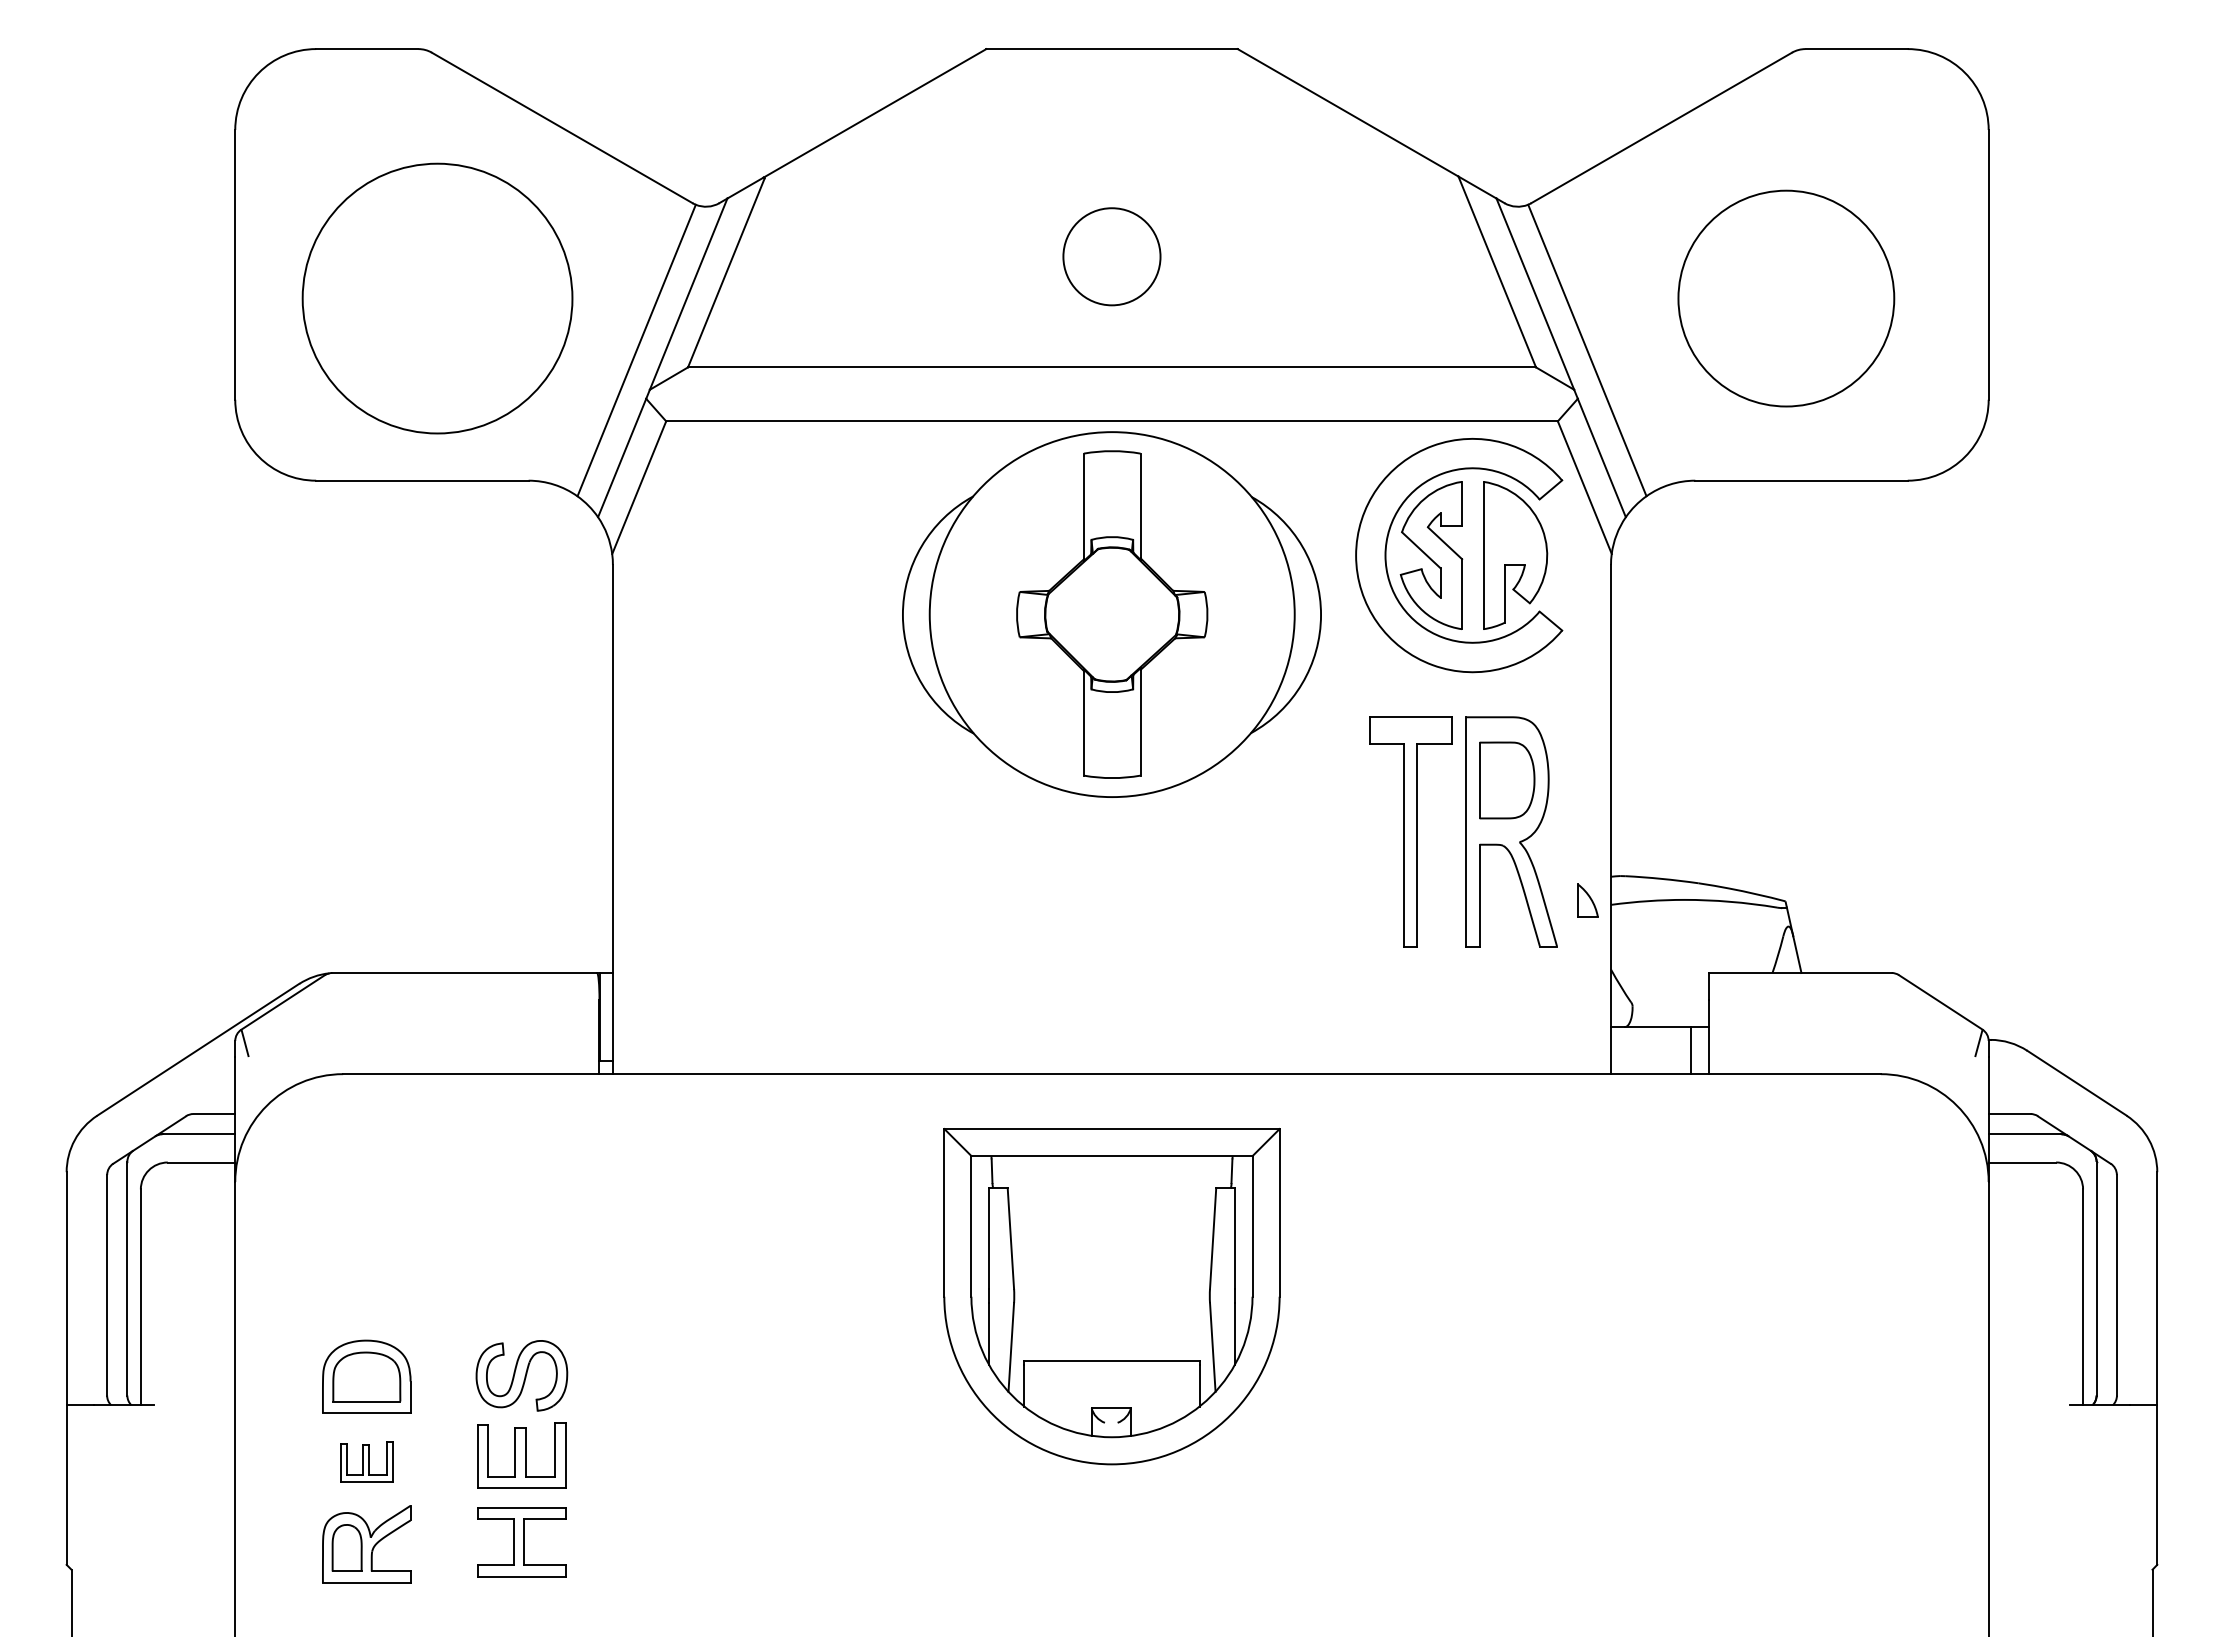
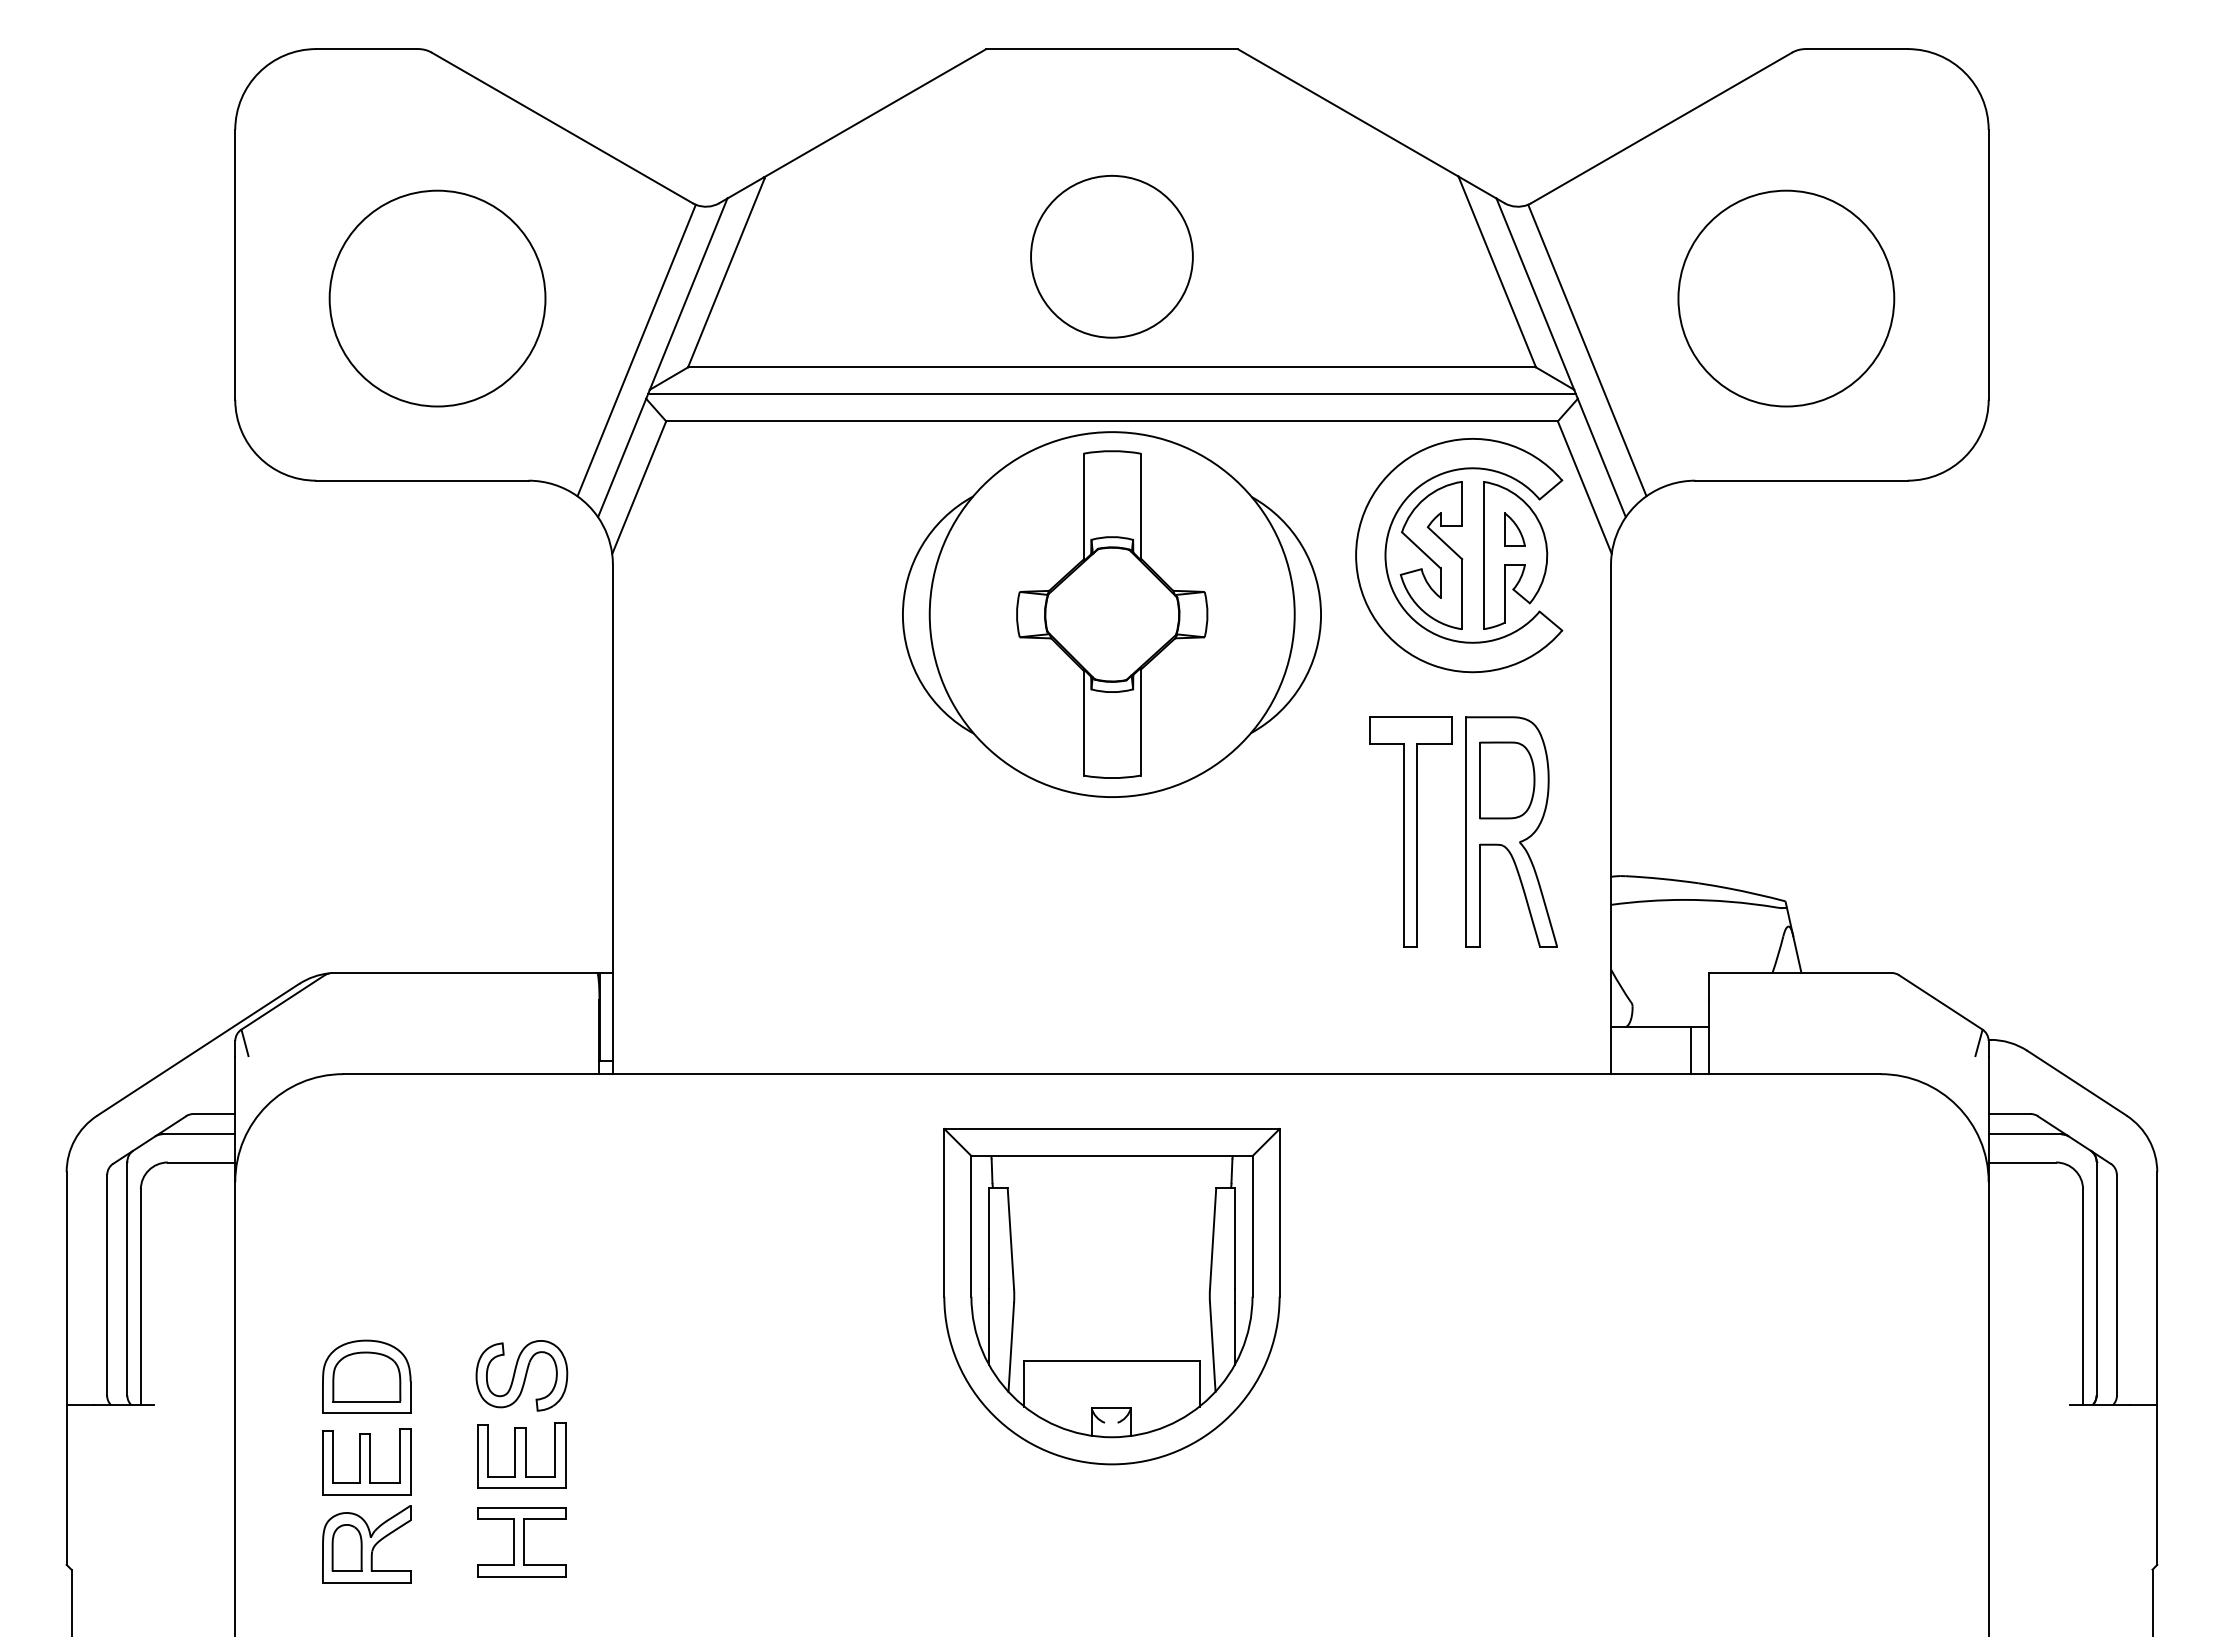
circle diameter: 97 px -> 162 px (1111, 256)
circle diameter: 270 px -> 216 px (437, 298)
line: none -> present (1111, 394)
part position: (1587, 900) -> (1514, 529) (1514, 529)
part size: 54x42 px -> 90x68 px (366, 1461)
